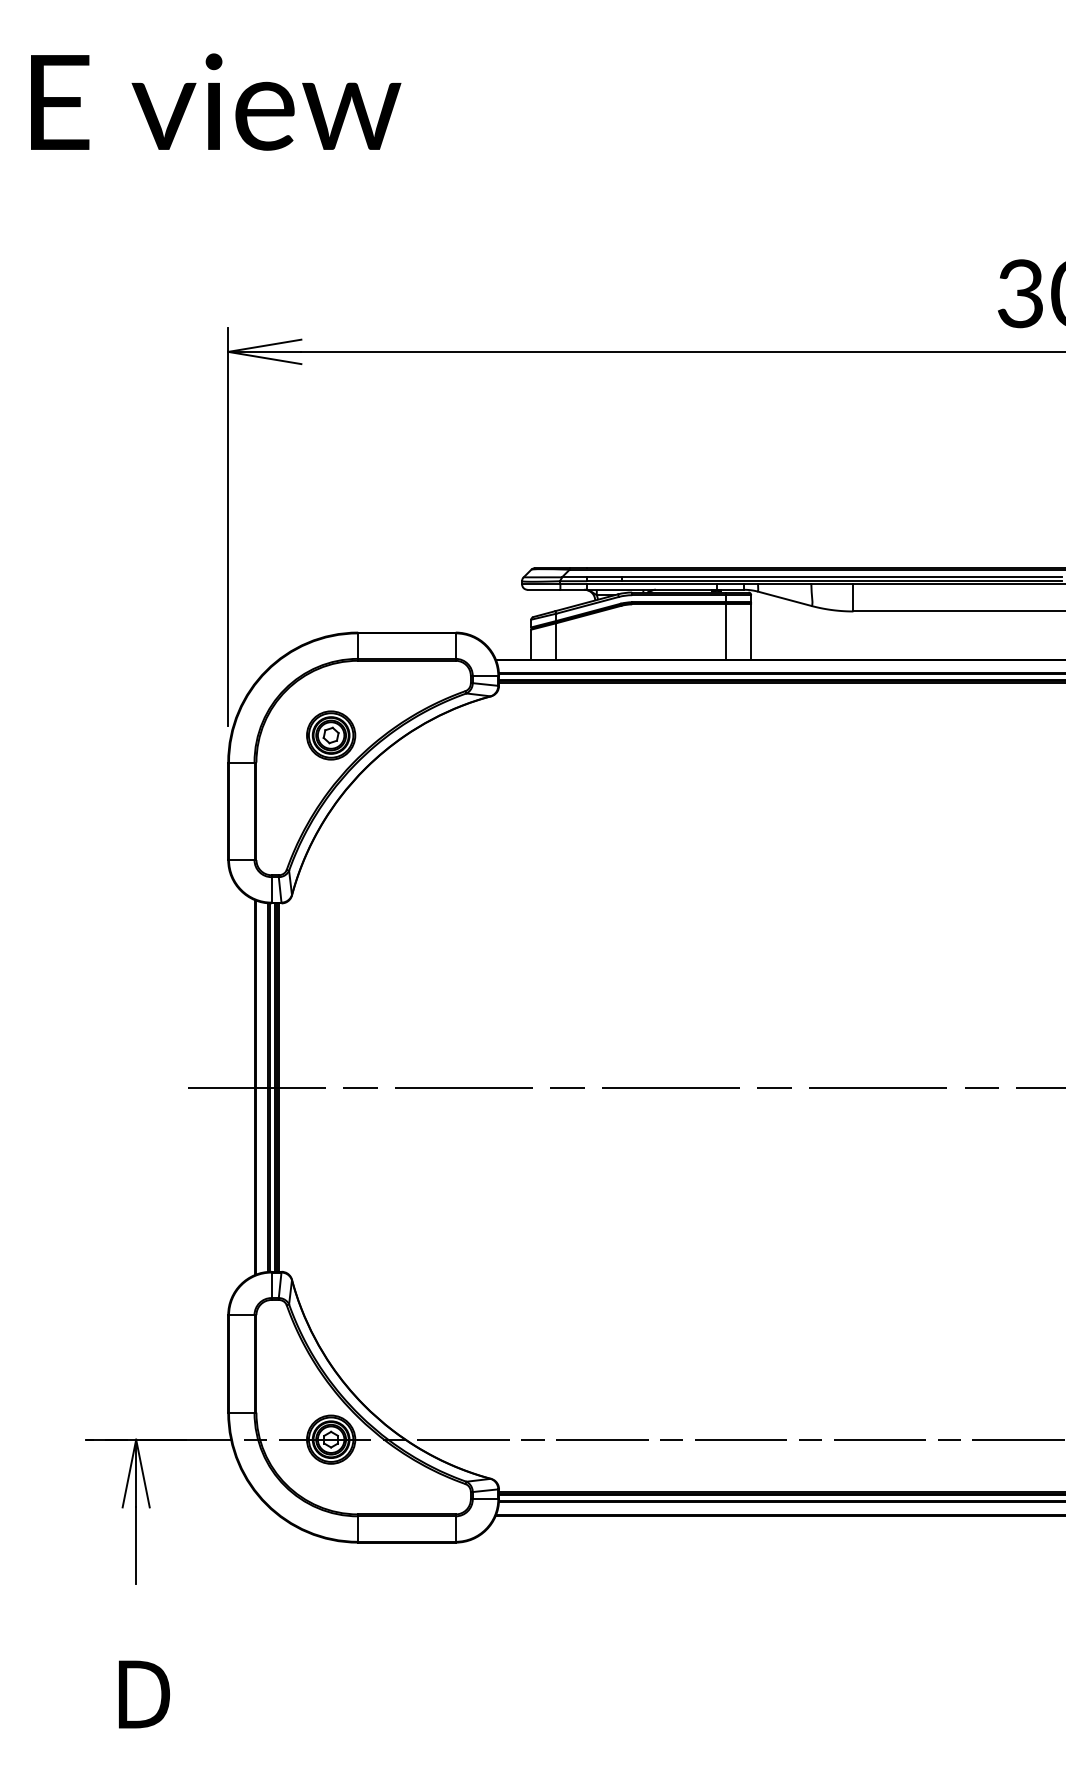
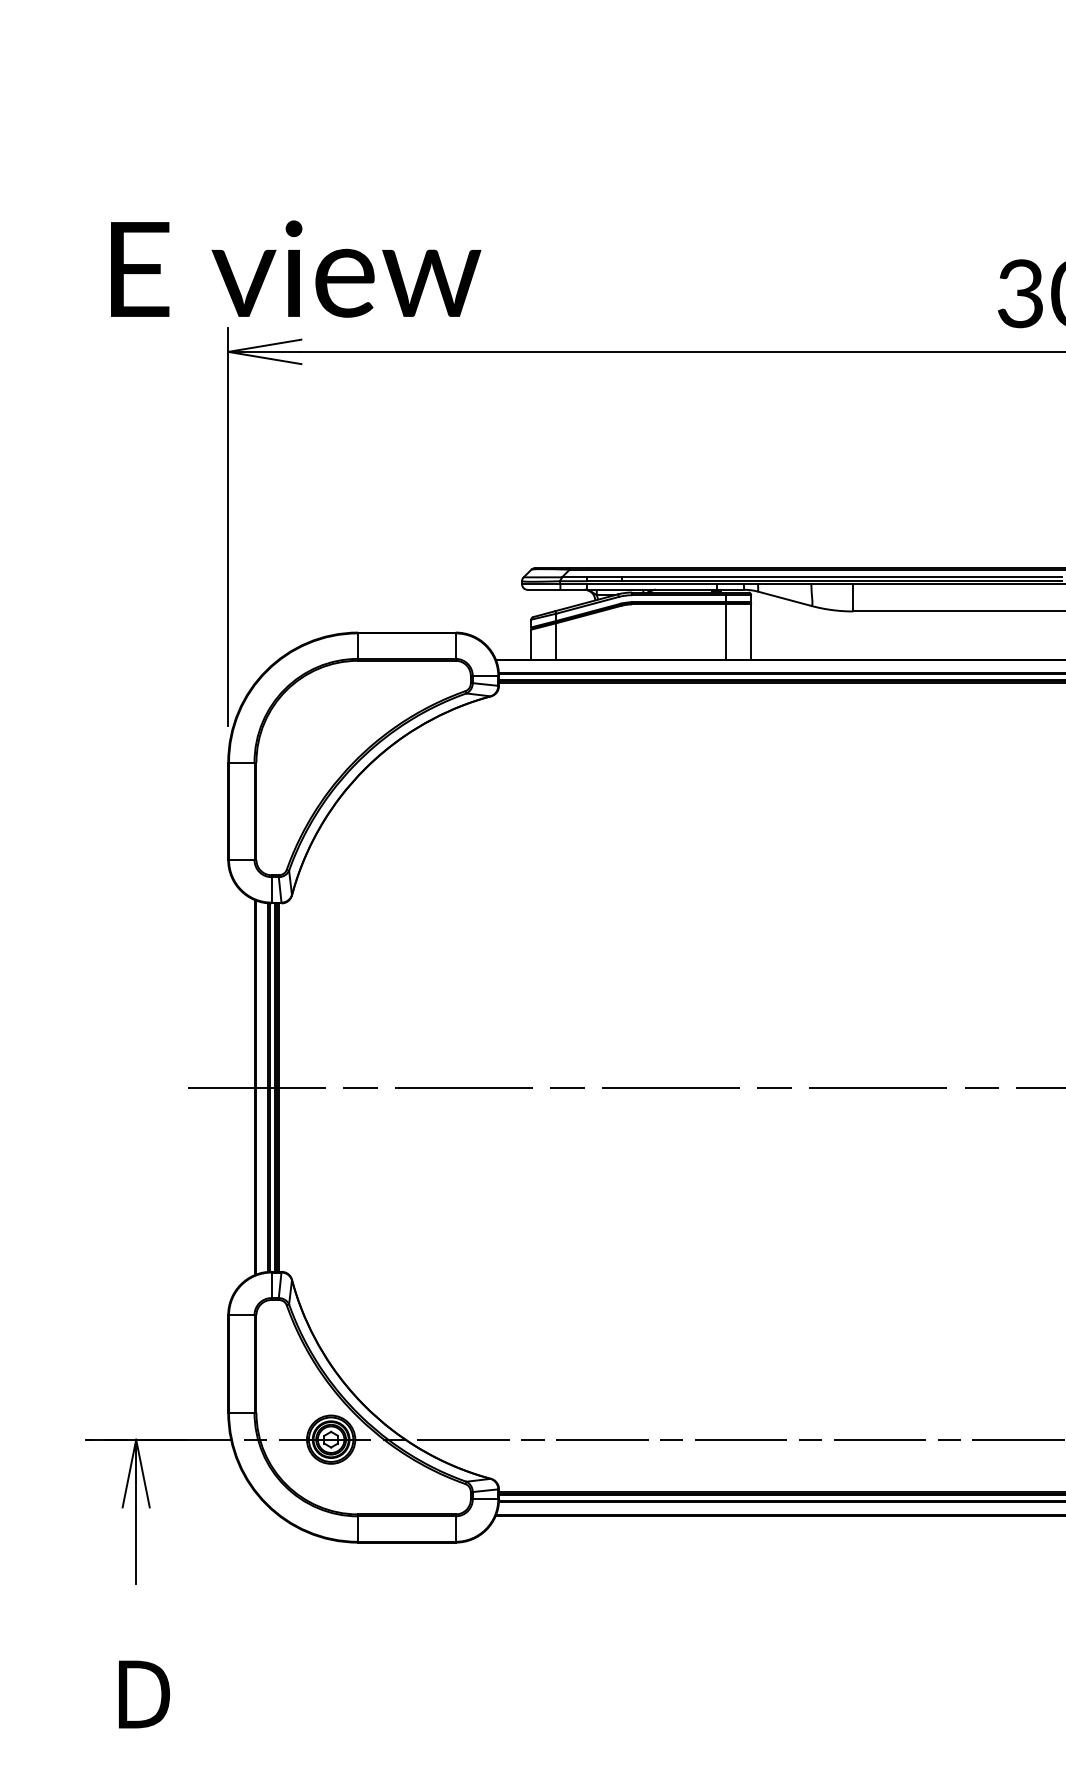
text position: (216, 101) -> (296, 268) (296, 268)
part: present -> none (331, 735)
